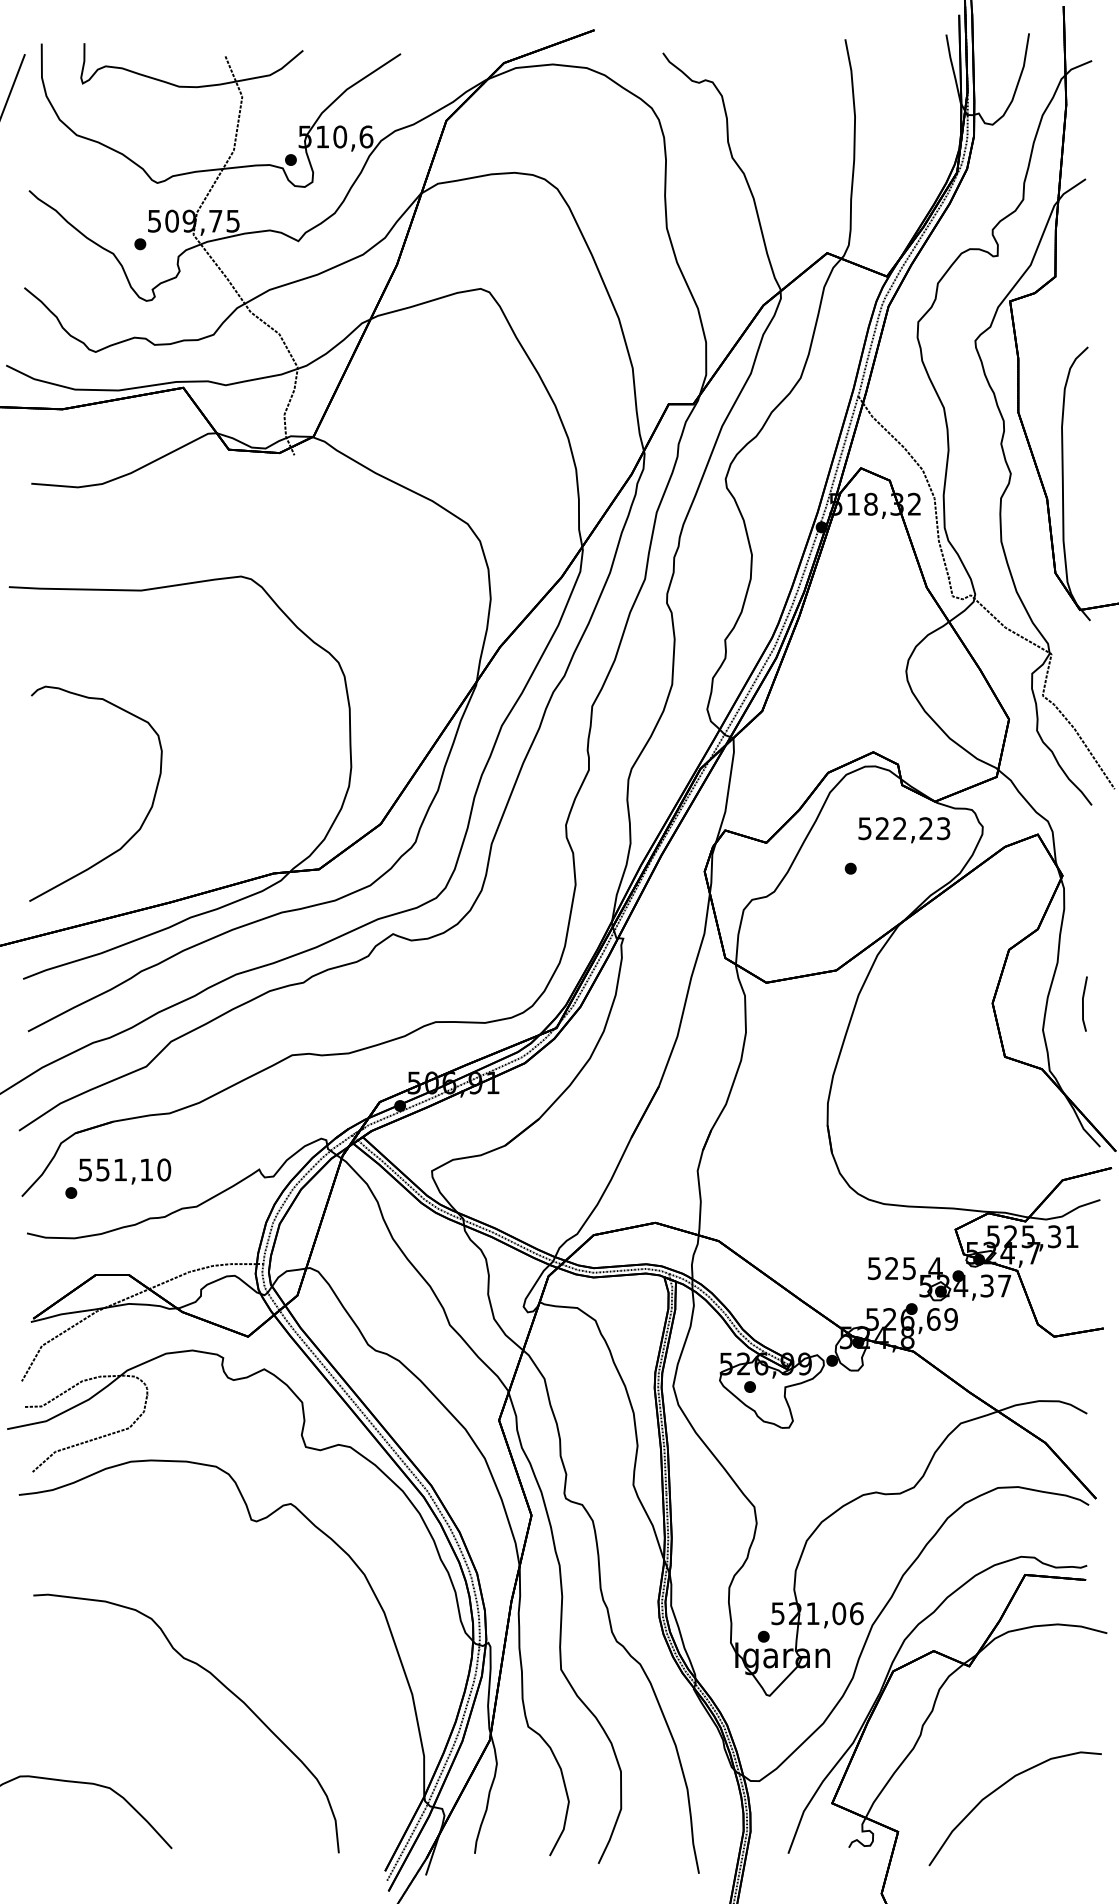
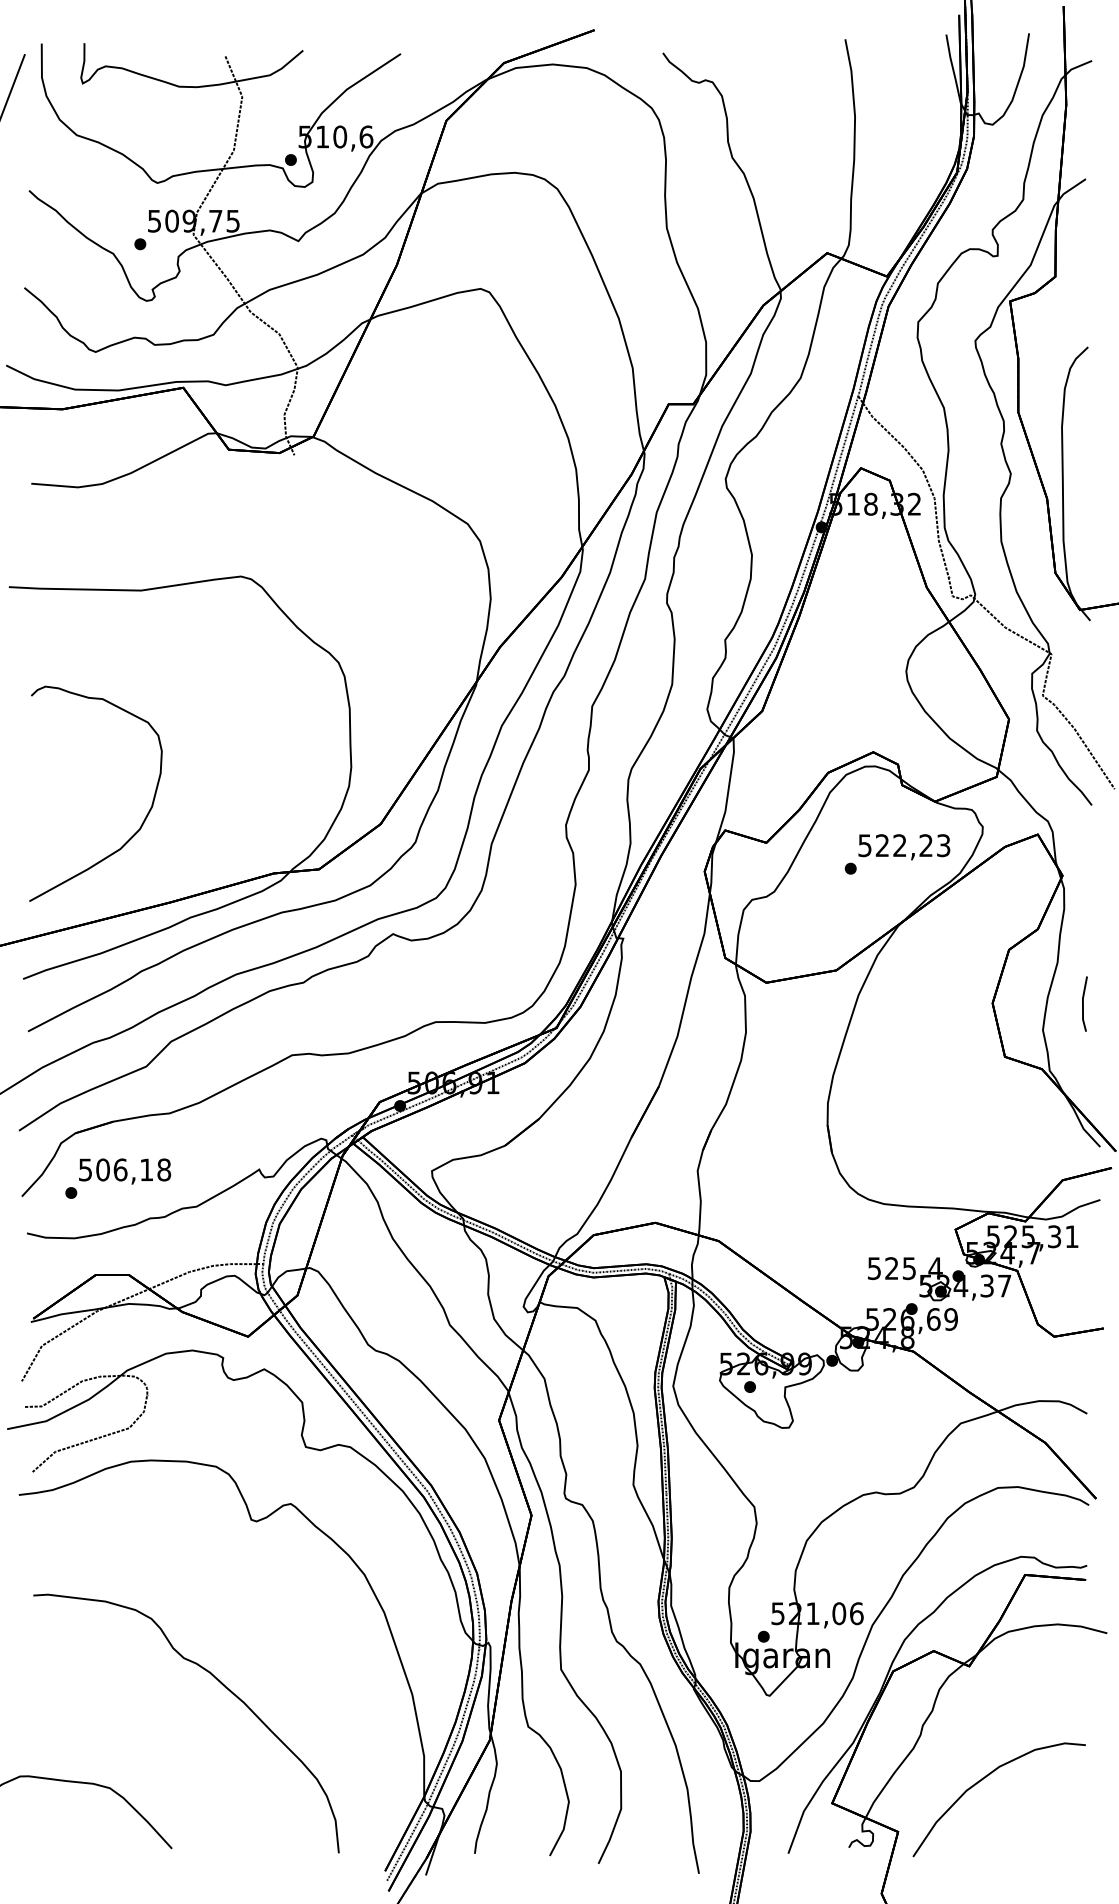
text position: (904, 830) -> (904, 847) (904, 847)
text: 551,10 -> 506,18 (133, 1169)
curve position: (1001, 1787) -> (985, 1778) (985, 1778)
